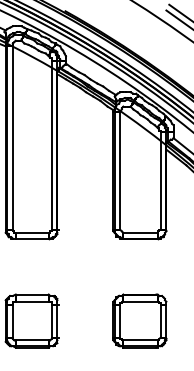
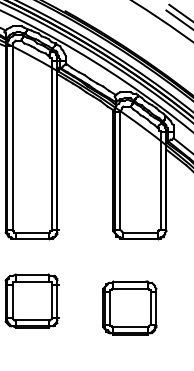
part position: (31, 320) -> (31, 300) (31, 300)
part position: (139, 320) -> (129, 307) (129, 307)
